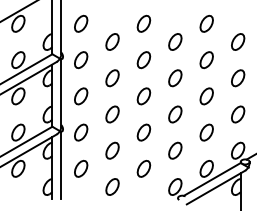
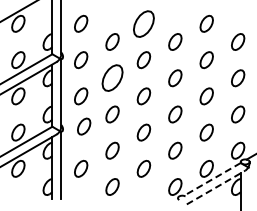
part size: 16x19 px -> 22x28 px (143, 23)
part size: 15x19 px -> 23x28 px (112, 77)
part position: (81, 132) -> (84, 126) (84, 126)
line: solid -> dashed (212, 179)
line: solid -> dashed (216, 187)
